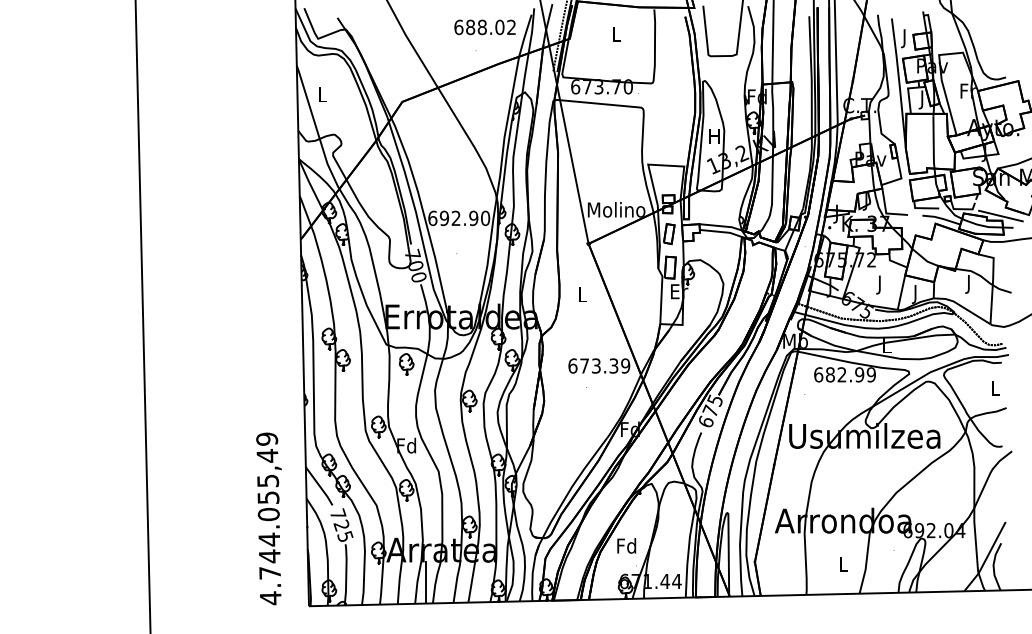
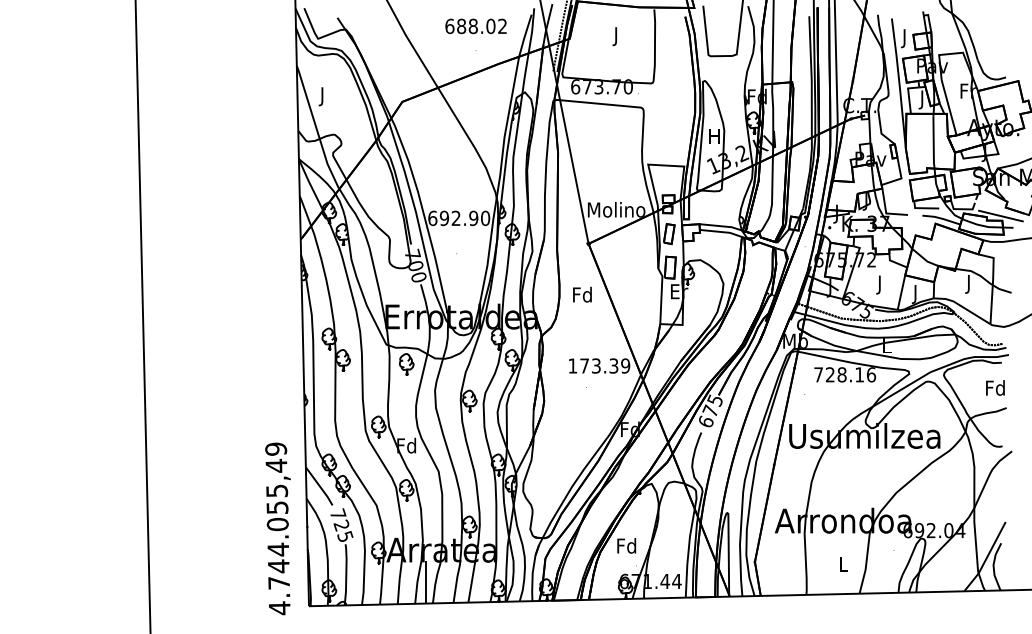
text position: (484, 27) -> (475, 26) (475, 26)
text: L -> J (616, 36)
text: L -> J (322, 96)
text: L -> Fd (582, 294)
text: 673.39 -> 173.39 (572, 365)
text: 682.99 -> 728.16 (845, 374)
text: L -> Fd (995, 387)
text position: (268, 518) -> (277, 528) (277, 528)
